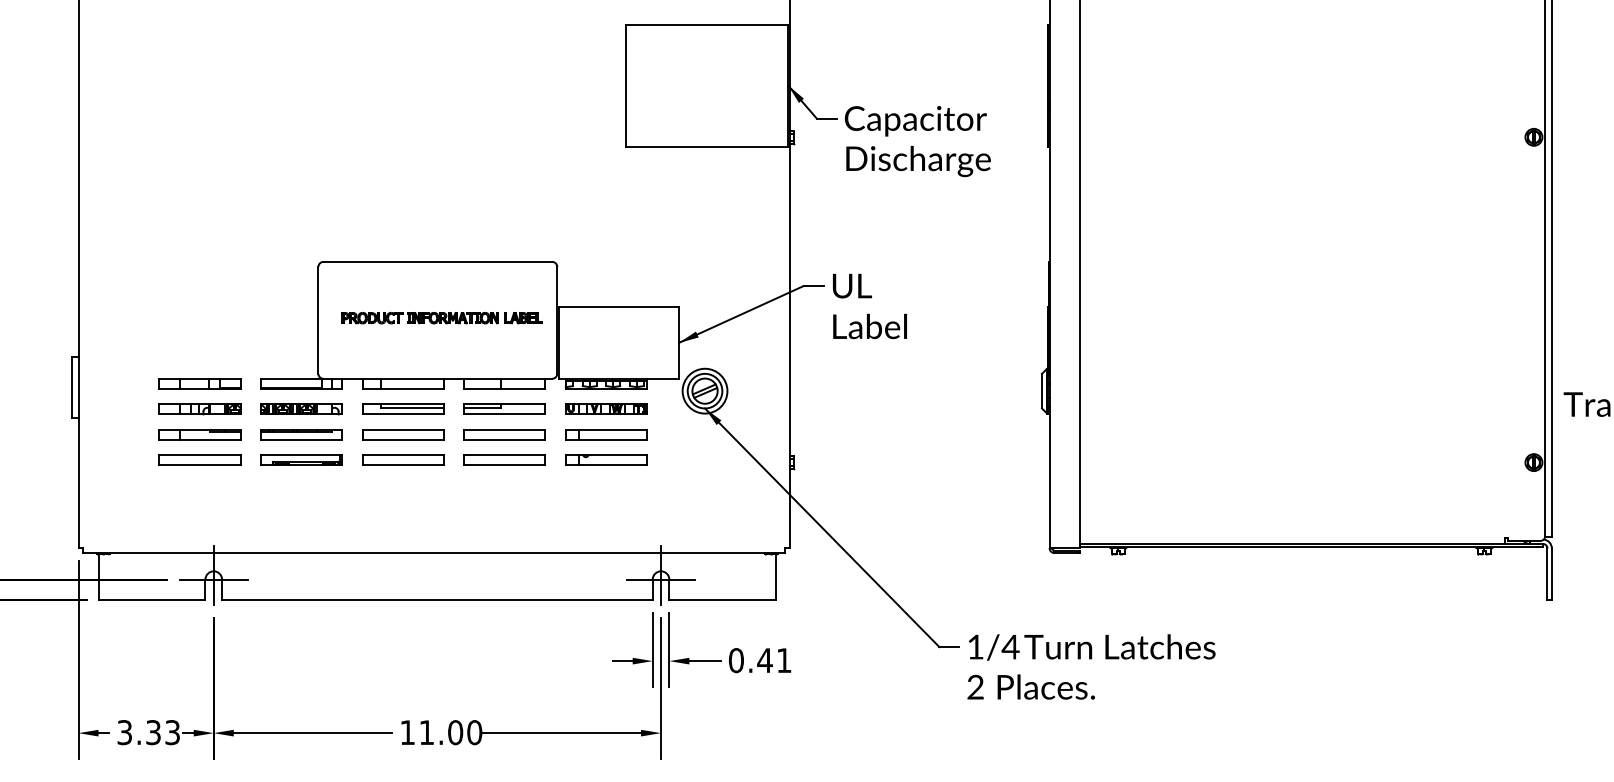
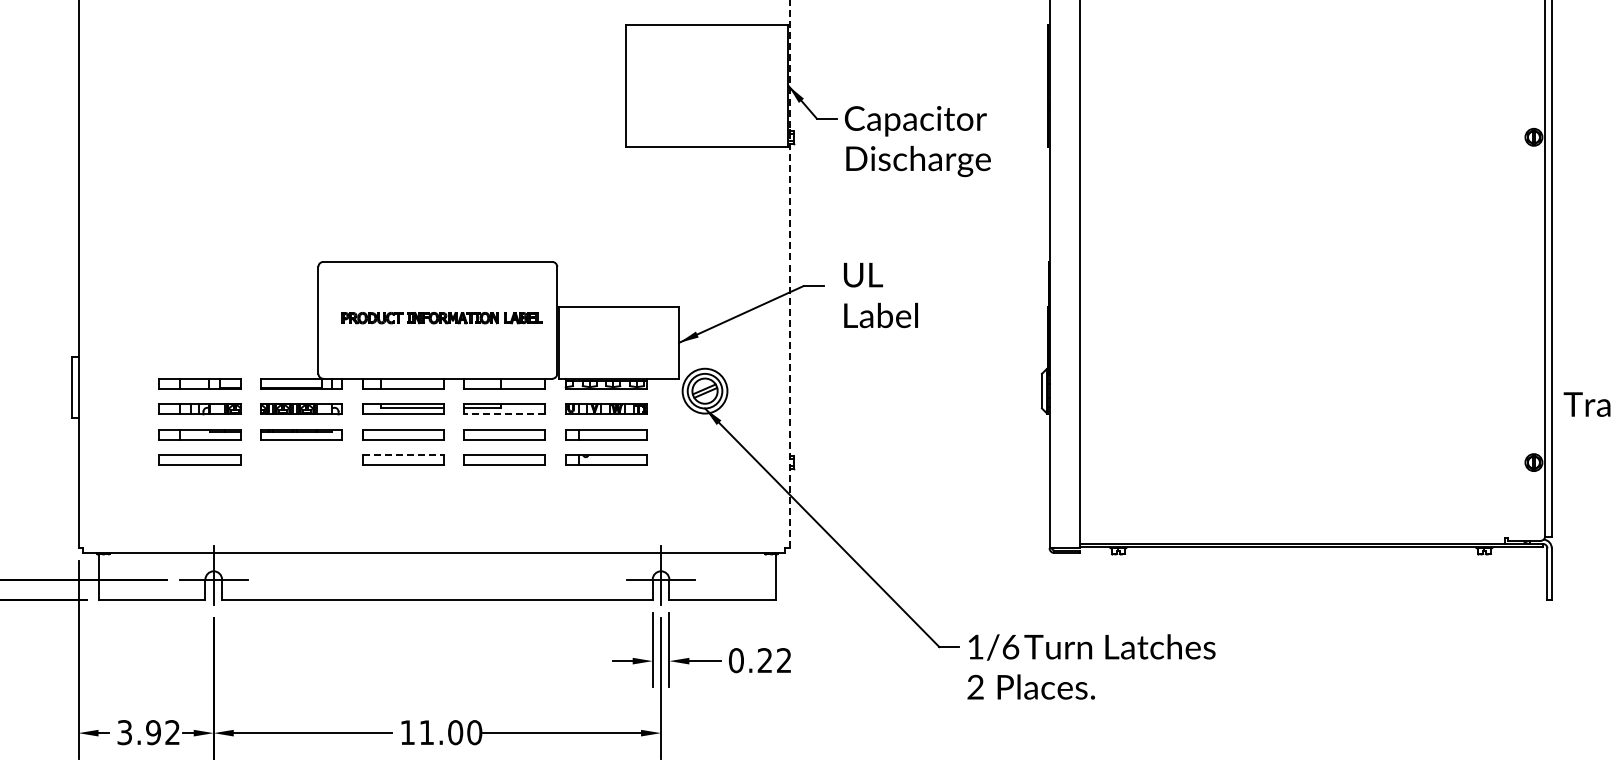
line: solid -> dashed (789, 274)
text position: (869, 306) -> (880, 295) (880, 295)
line: solid -> dashed (504, 414)
line: solid -> dashed (403, 455)
part: present -> none (301, 459)
text: 1/4 -> 1/6 (1010, 647)
text: 0.41 -> 0.22 (774, 660)
text: 3.33 -> 3.92 (162, 732)
